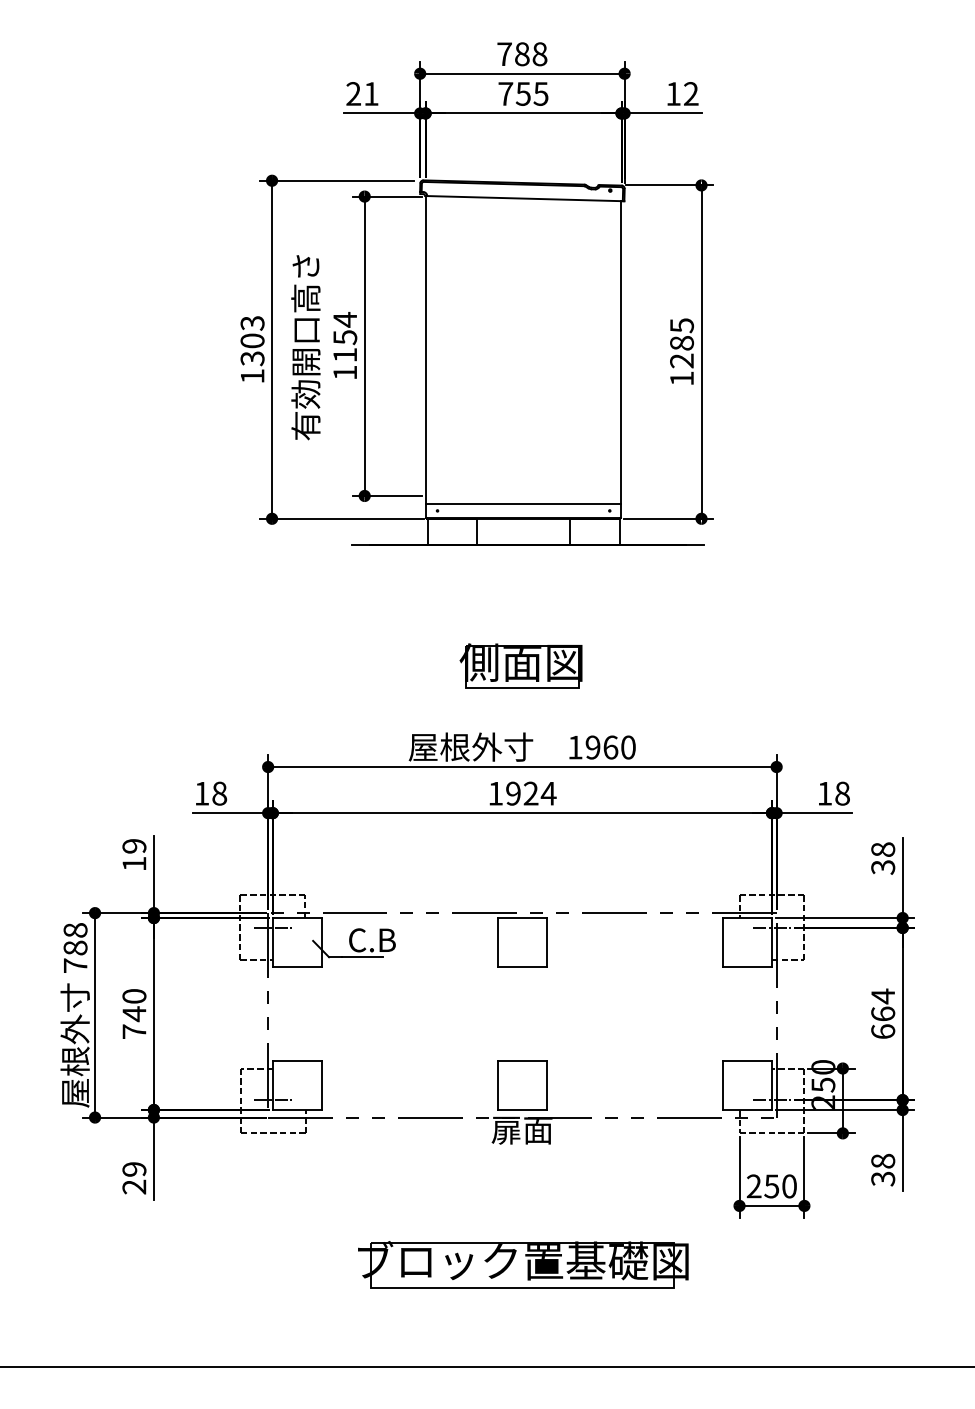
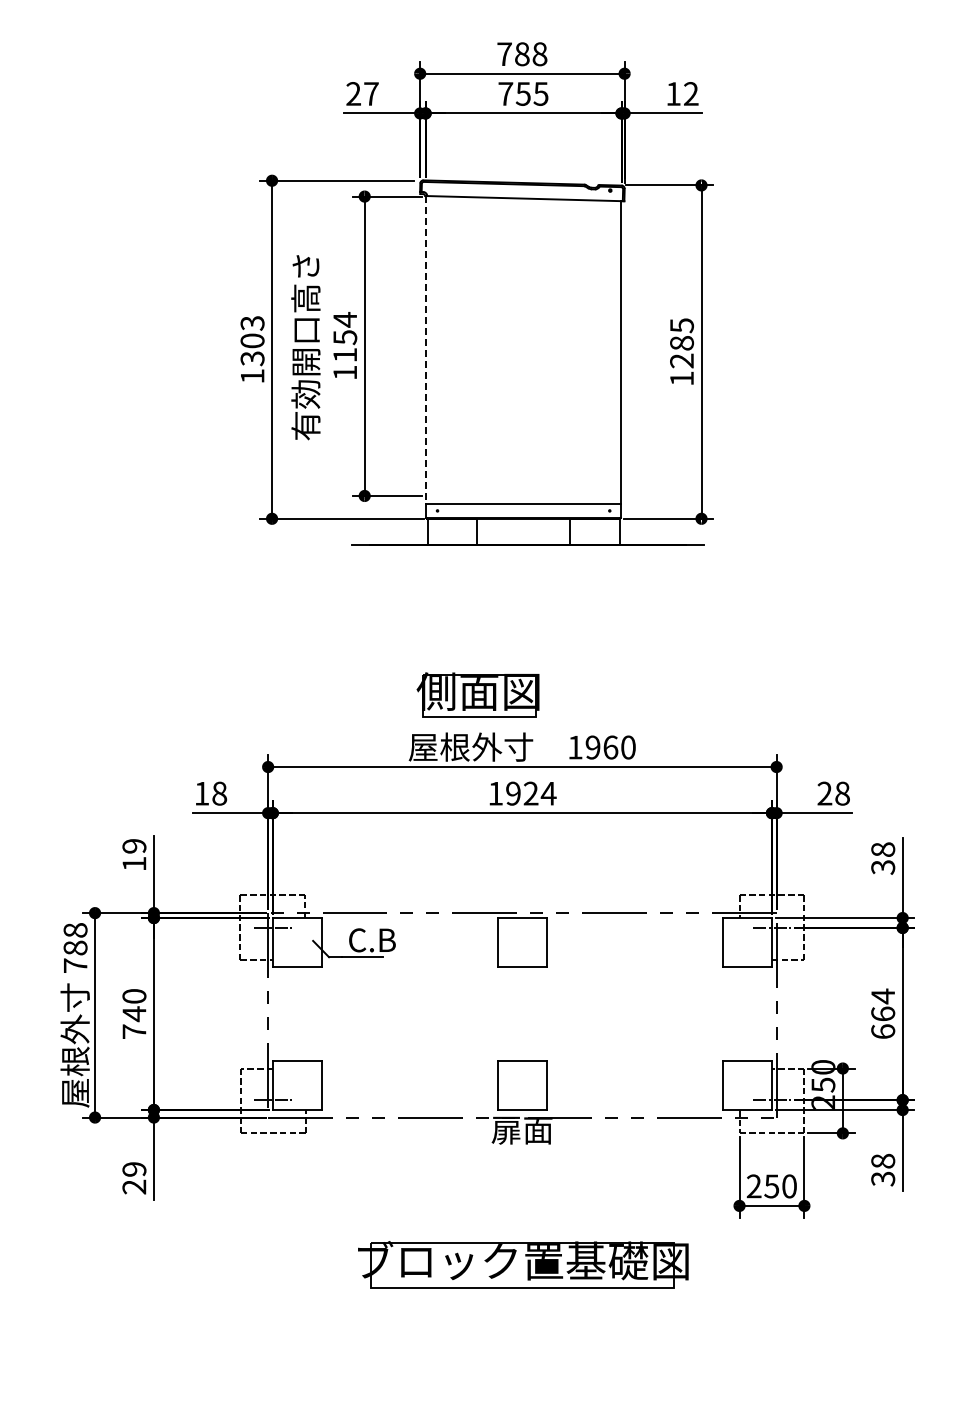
text: 21 -> 27 (371, 93)
line: solid -> dashed (425, 349)
part position: (520, 665) -> (477, 694) (477, 694)
text: 18 -> 28 (824, 793)
line: present -> none (486, 1366)
